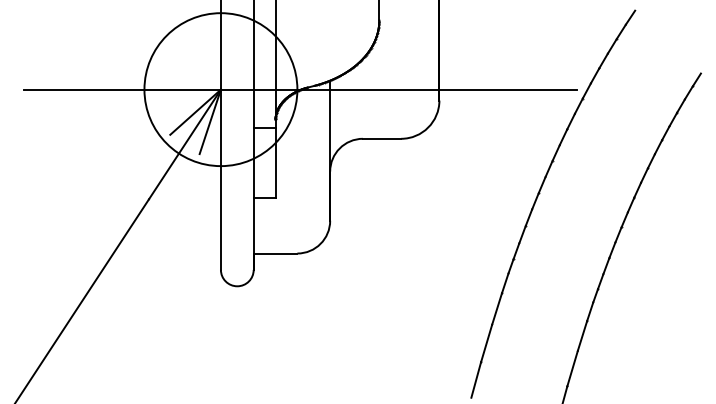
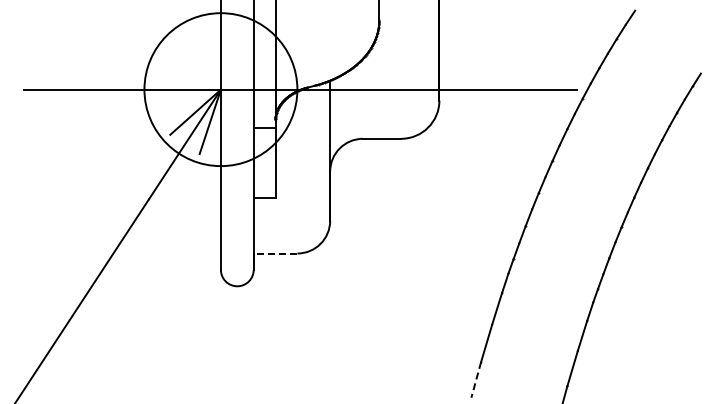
line: solid -> dashed (275, 253)
line: solid -> dashed (476, 380)
